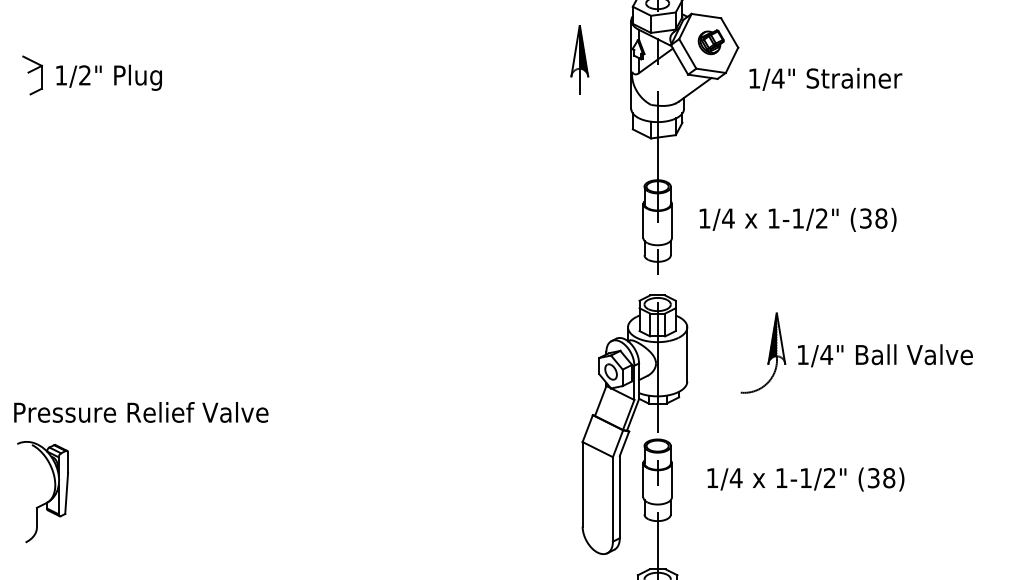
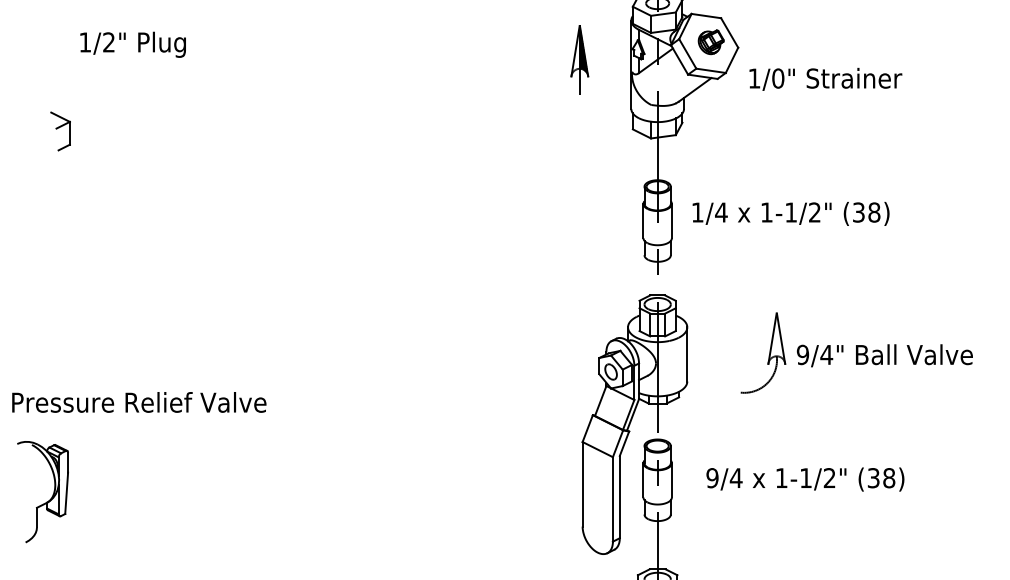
part position: (32, 75) -> (60, 131) (60, 131)
text position: (108, 77) -> (132, 44) (132, 44)
text: 1/4" -> 1/0" (777, 78)
text position: (797, 219) -> (790, 213) (790, 213)
hatch: present -> none (772, 336)
text: 1/4" -> 9/4" (802, 354)
text position: (141, 412) -> (139, 402) (139, 402)
text: 1/4 -> 9/4 (712, 478)
